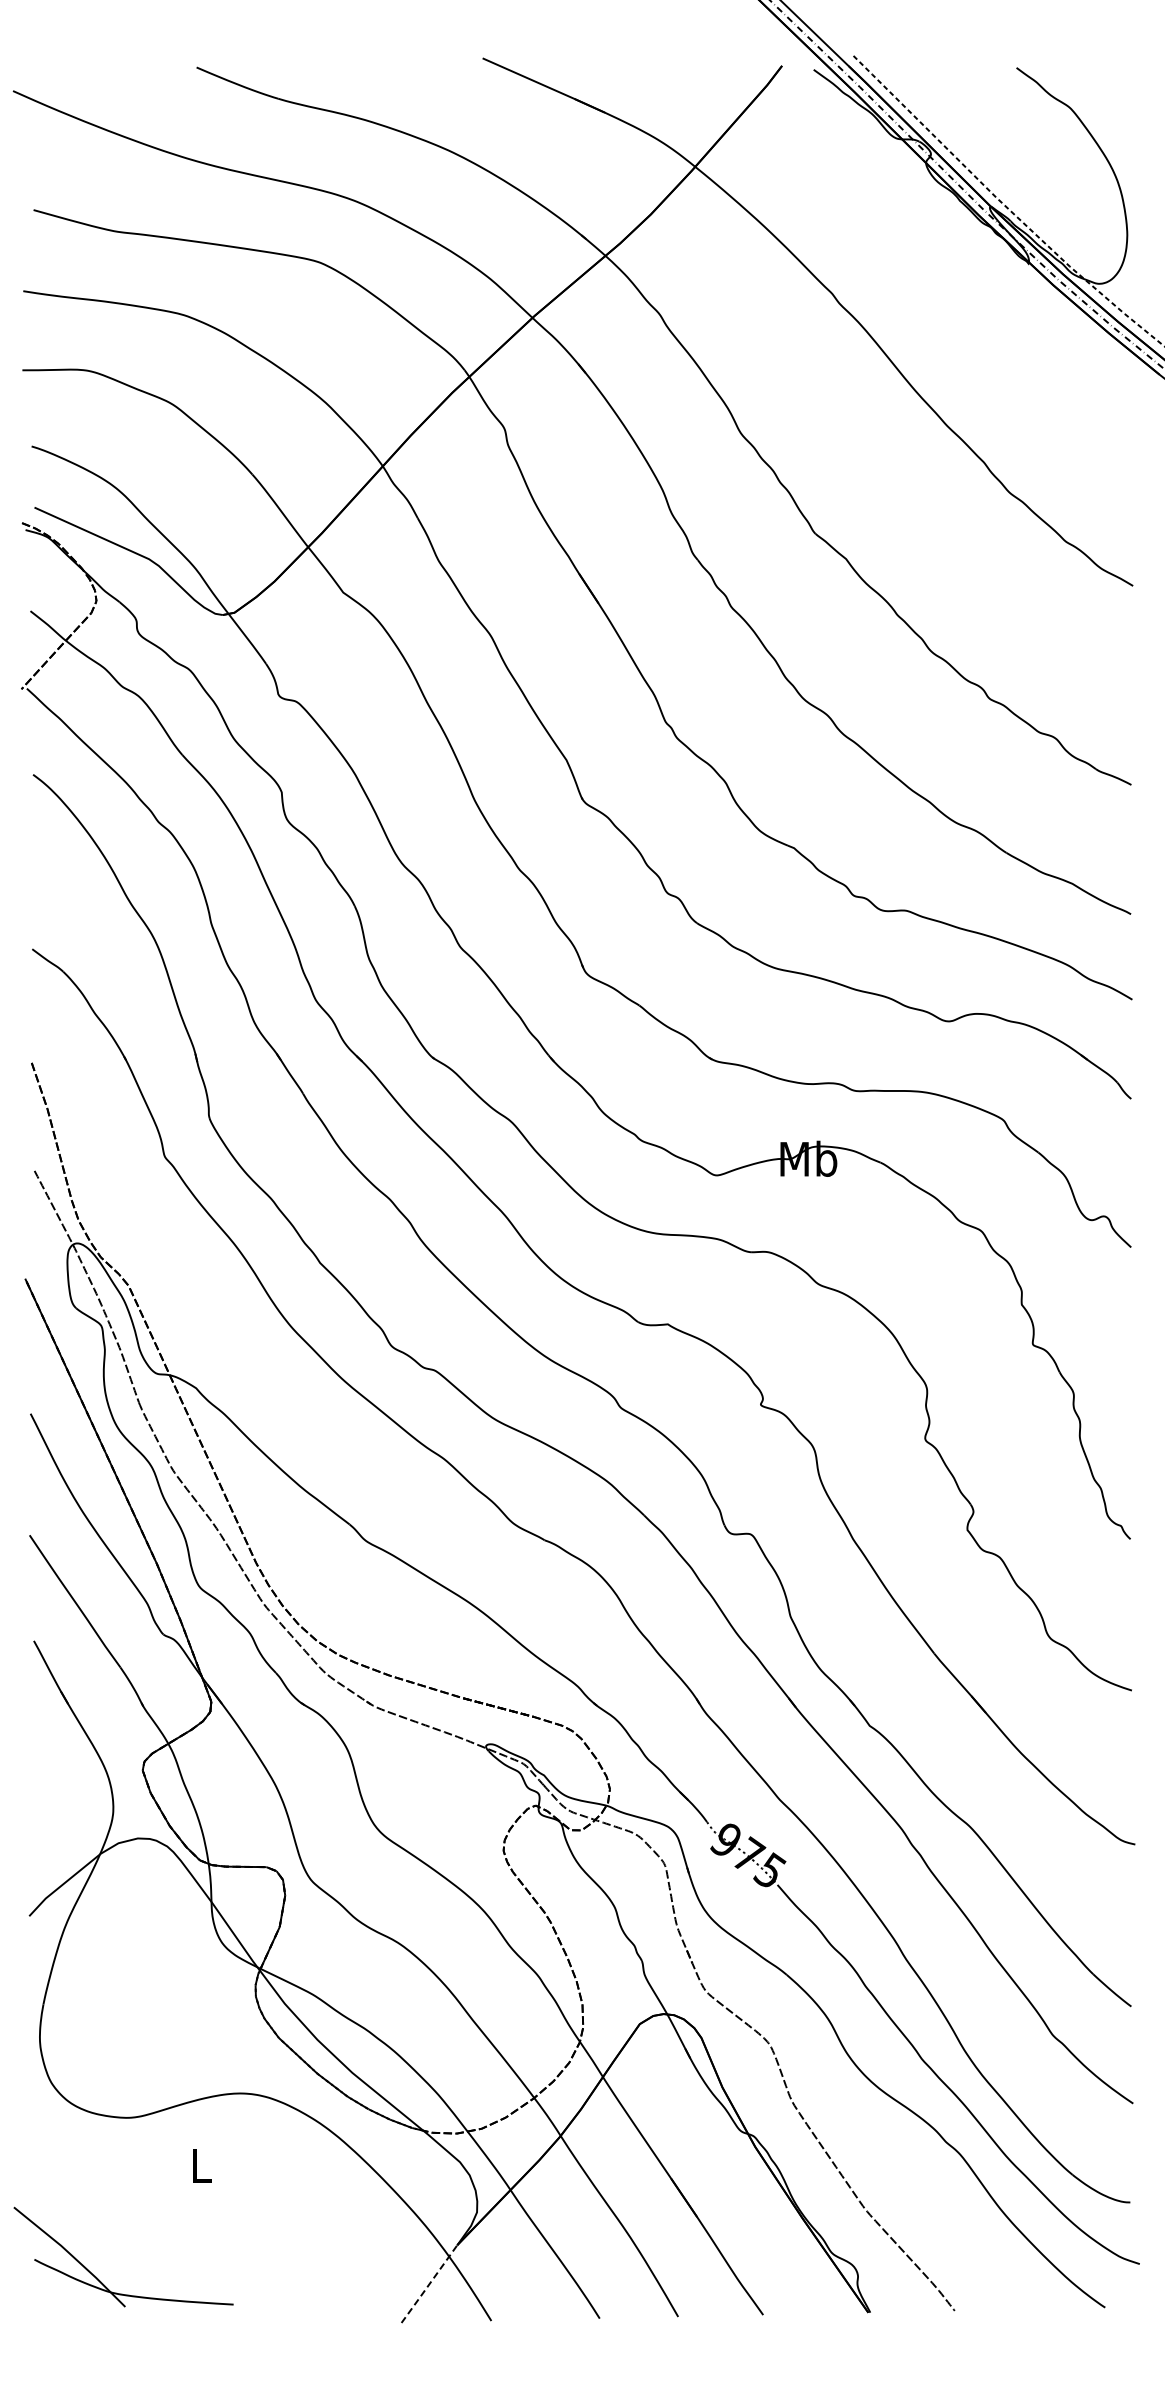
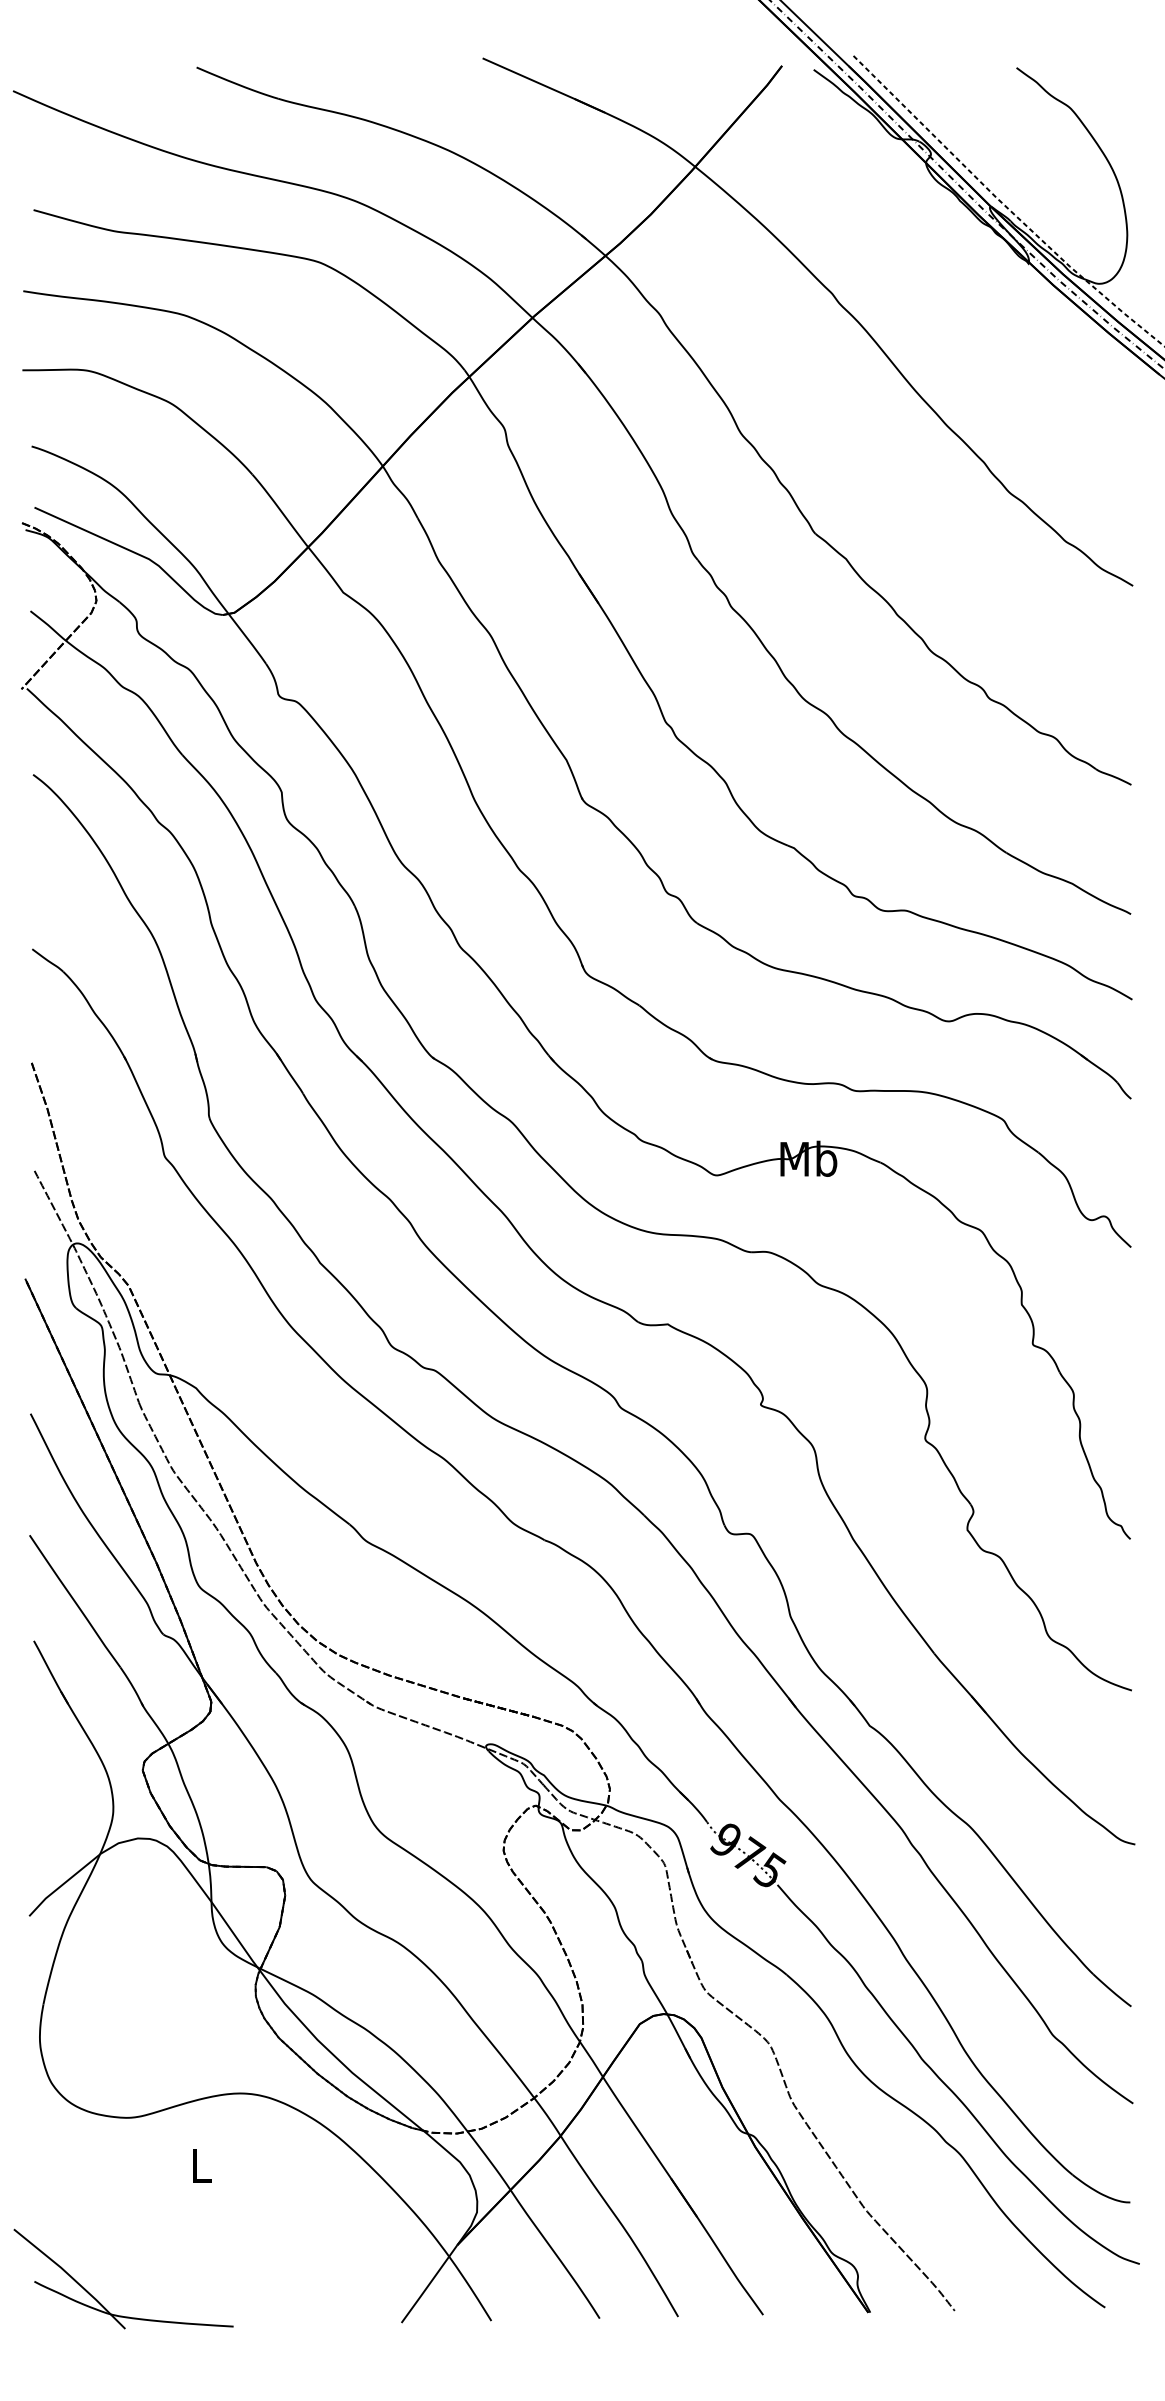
part position: (99, 2279) -> (99, 2301) (99, 2301)
line: dashed -> solid (429, 2284)
